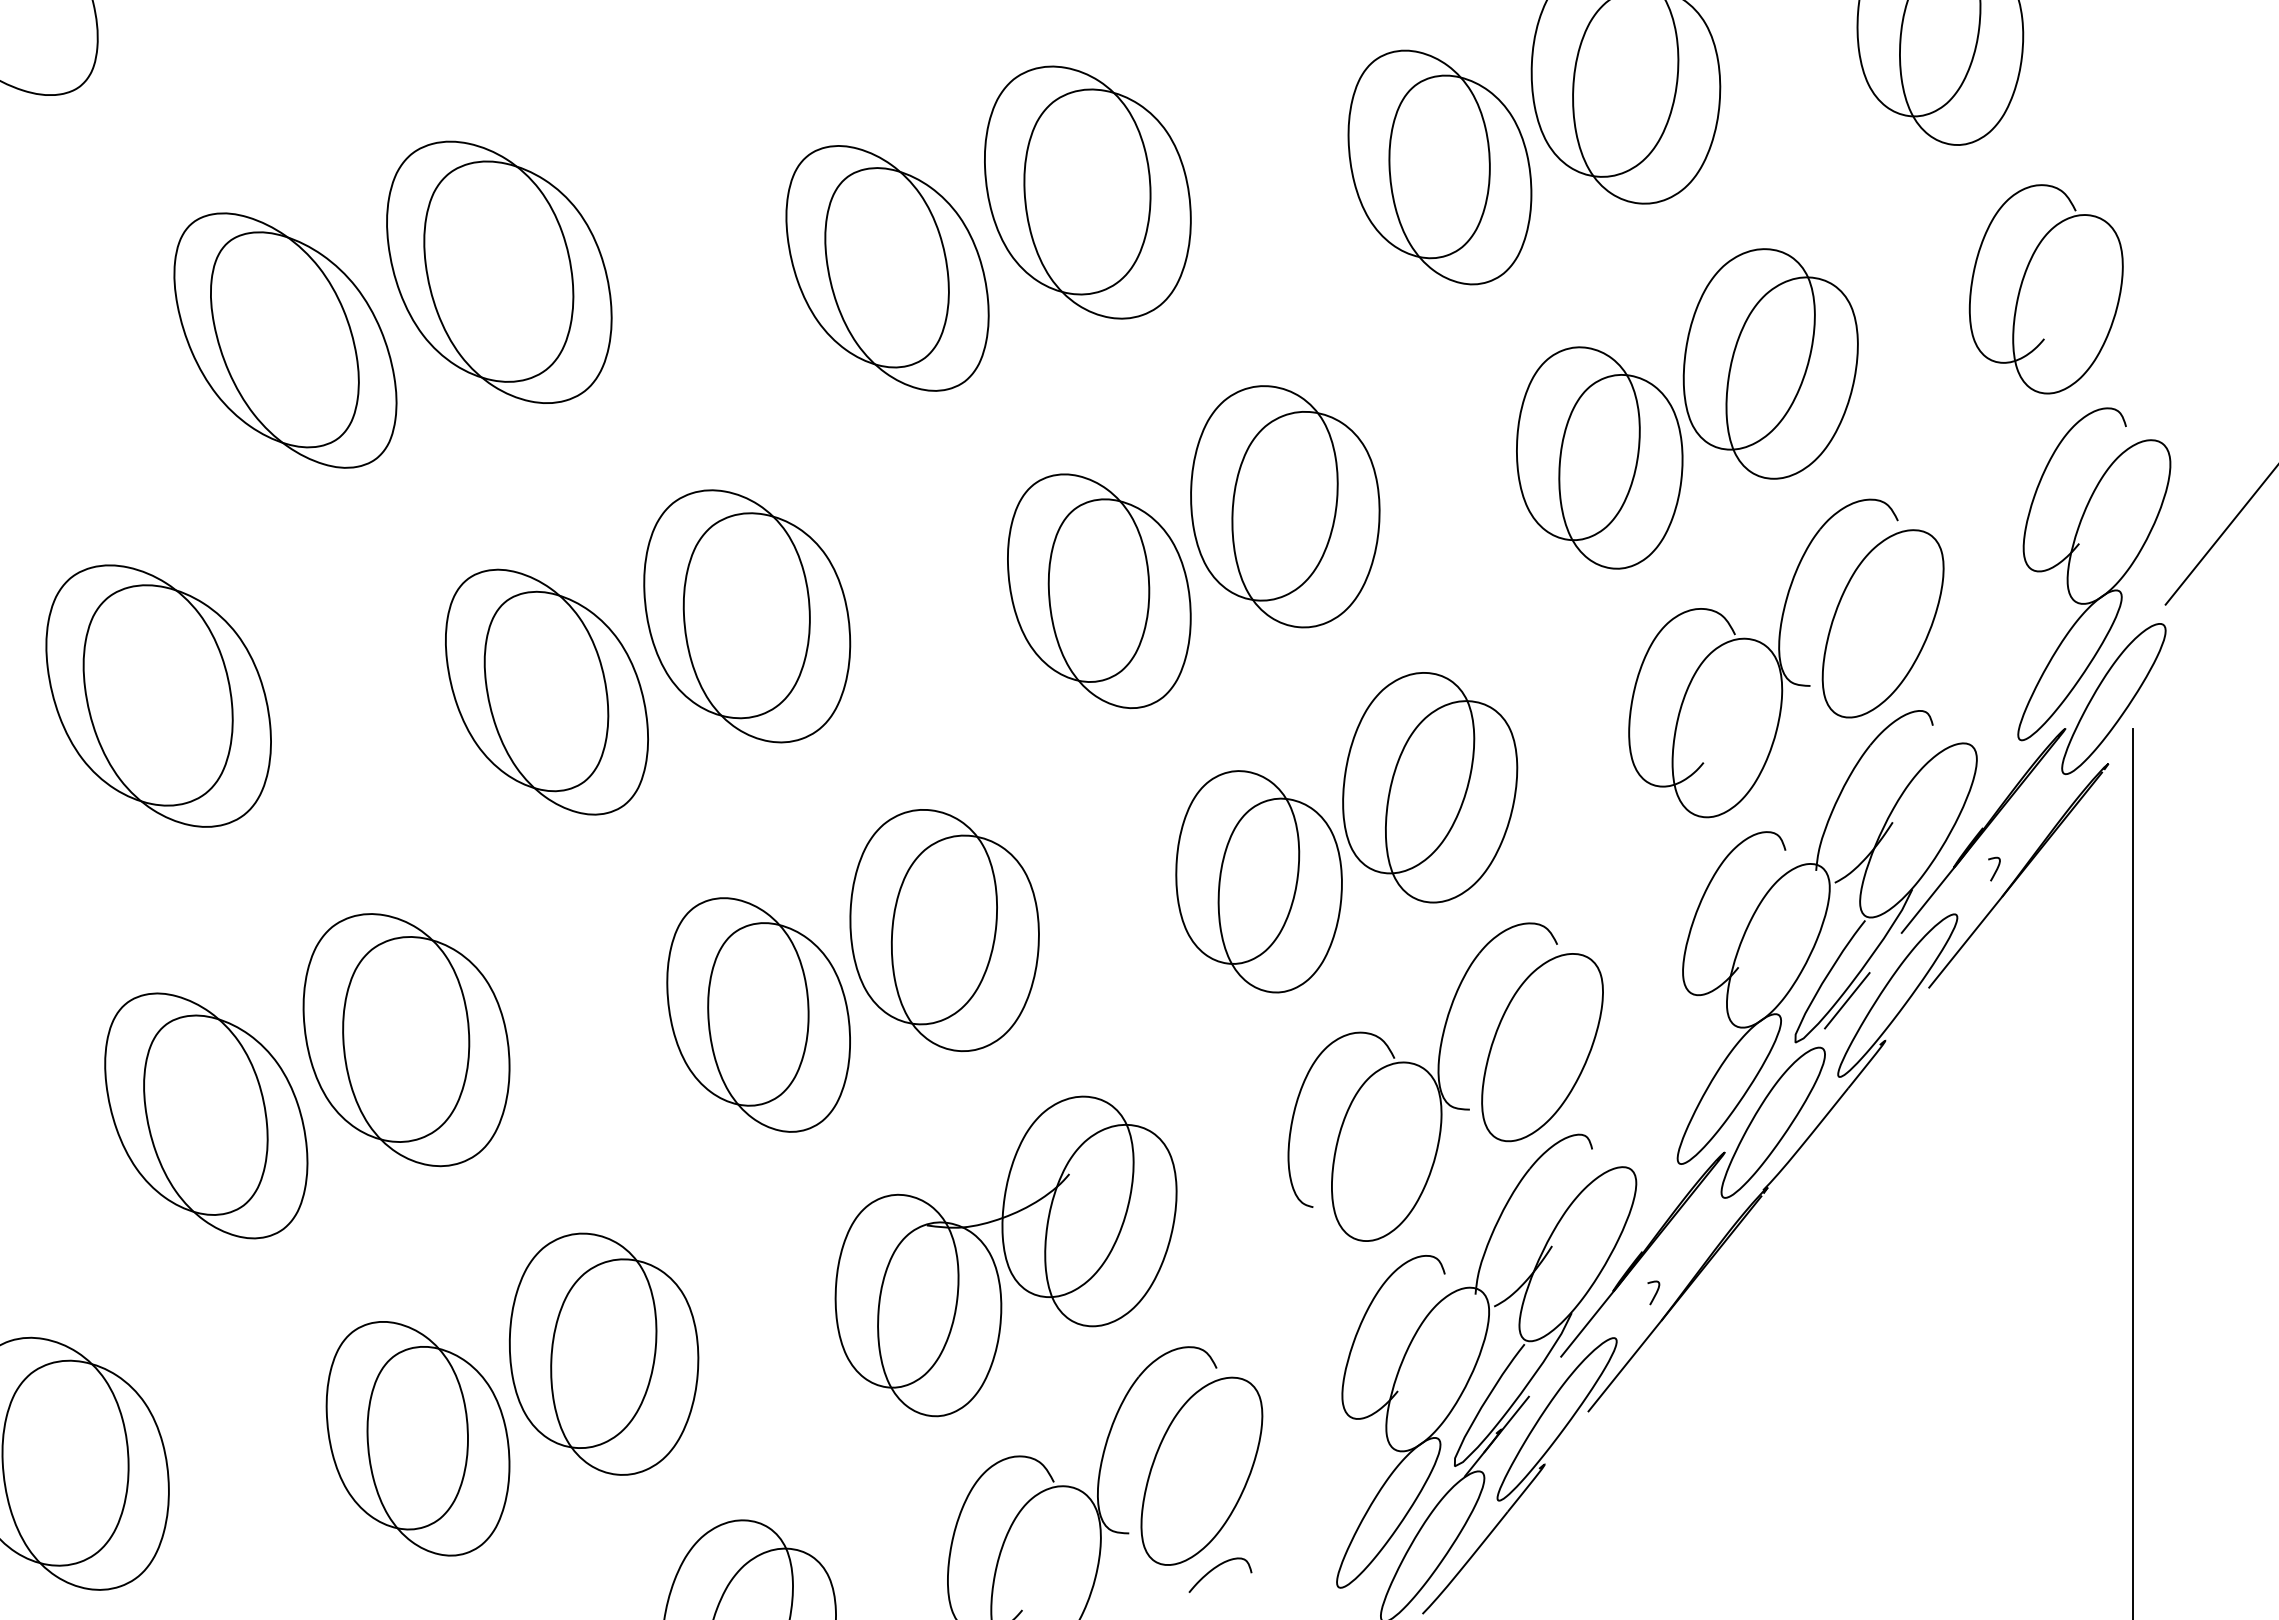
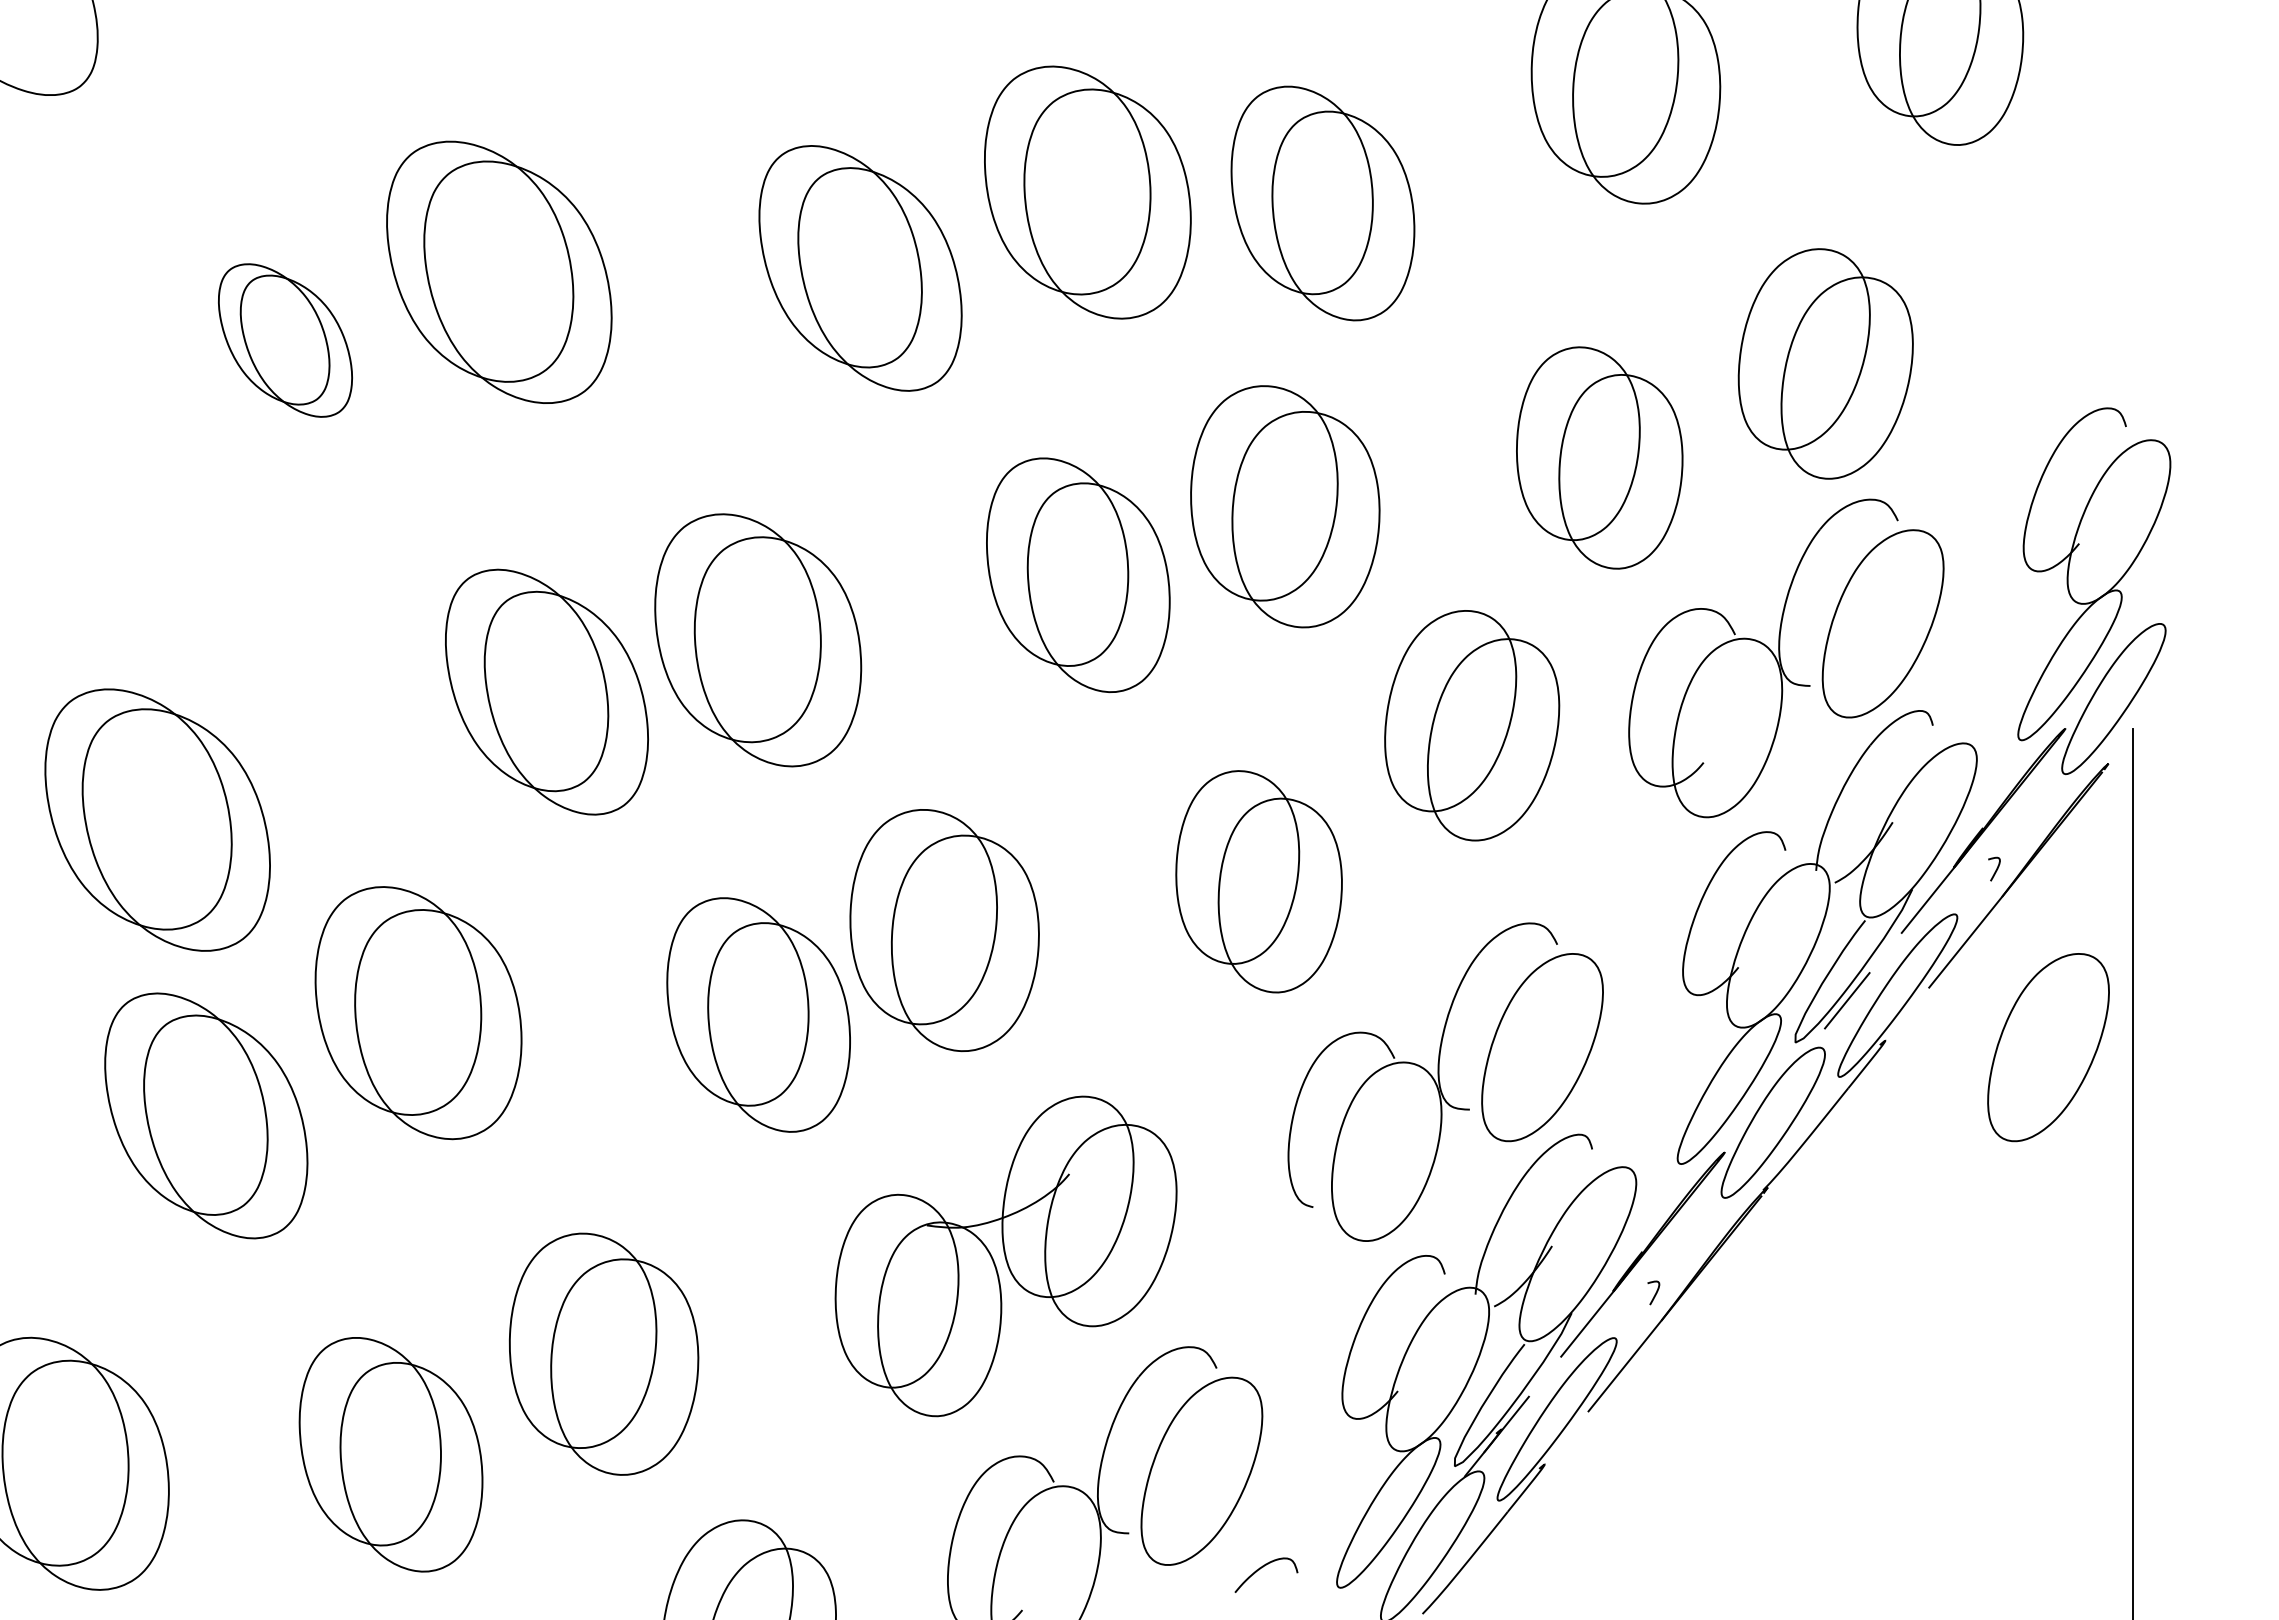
part position: (1439, 167) -> (1322, 203) (1322, 203)
part position: (887, 268) -> (860, 268) (860, 268)
part: present -> none (2045, 289)
part size: 225x257 px -> 135x155 px (285, 340)
part position: (1770, 363) -> (1825, 363) (1825, 363)
line: present -> none (2220, 535)
part position: (1099, 591) -> (1078, 575) (1078, 575)
part position: (747, 616) -> (758, 640) (758, 640)
part position: (158, 695) -> (157, 819) (157, 819)
part position: (1430, 787) -> (1472, 725) (1472, 725)
part position: (406, 1040) -> (418, 1013) (418, 1013)
part: none -> present (2048, 1047)
part position: (417, 1438) -> (390, 1454) (390, 1454)
curve position: (1217, 1567) -> (1263, 1567) (1263, 1567)
